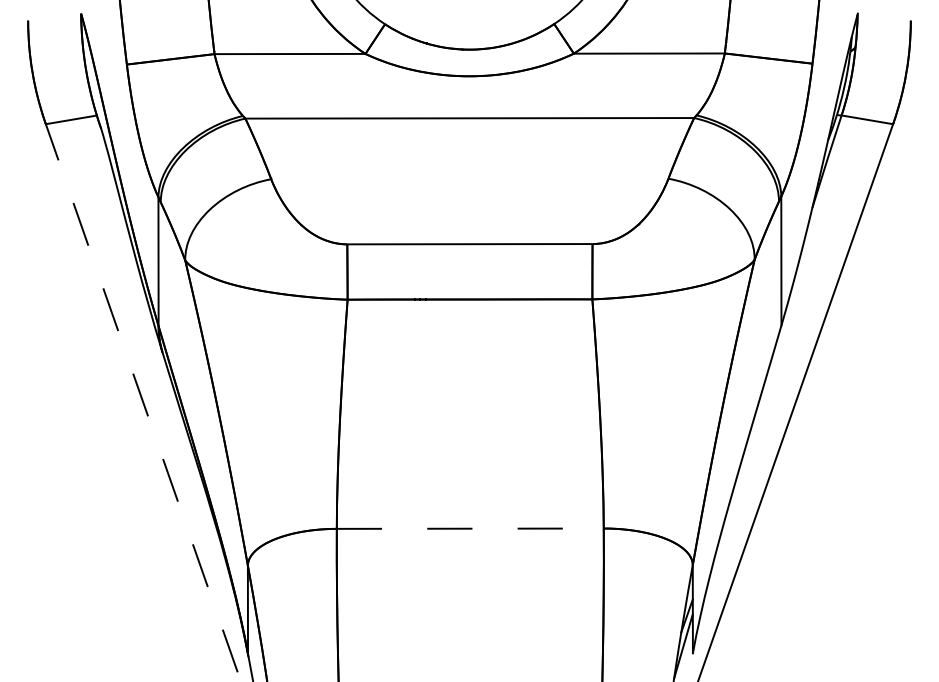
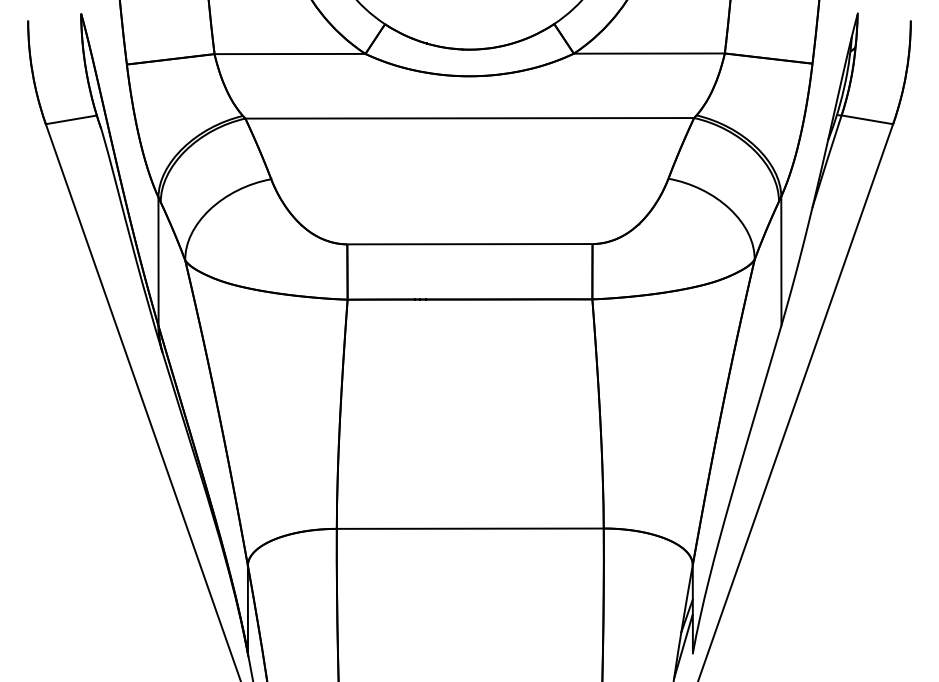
line: dashed -> solid (143, 402)
line: dashed -> solid (470, 528)
